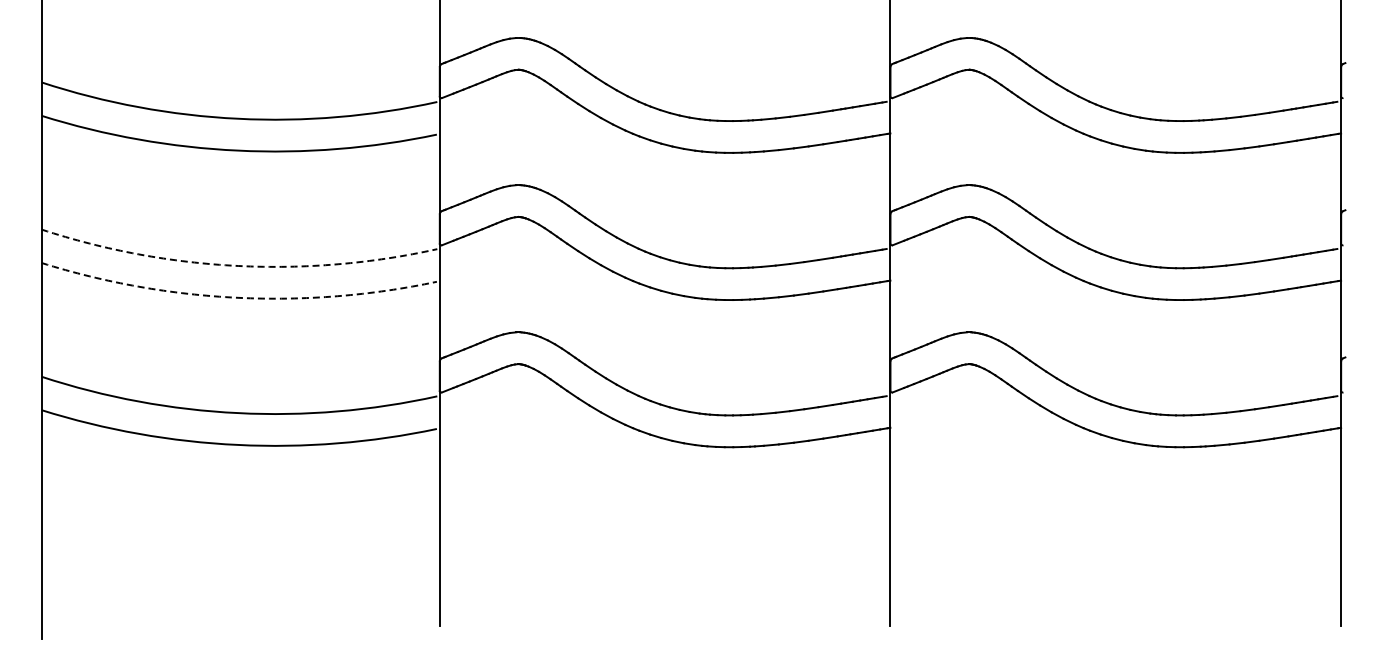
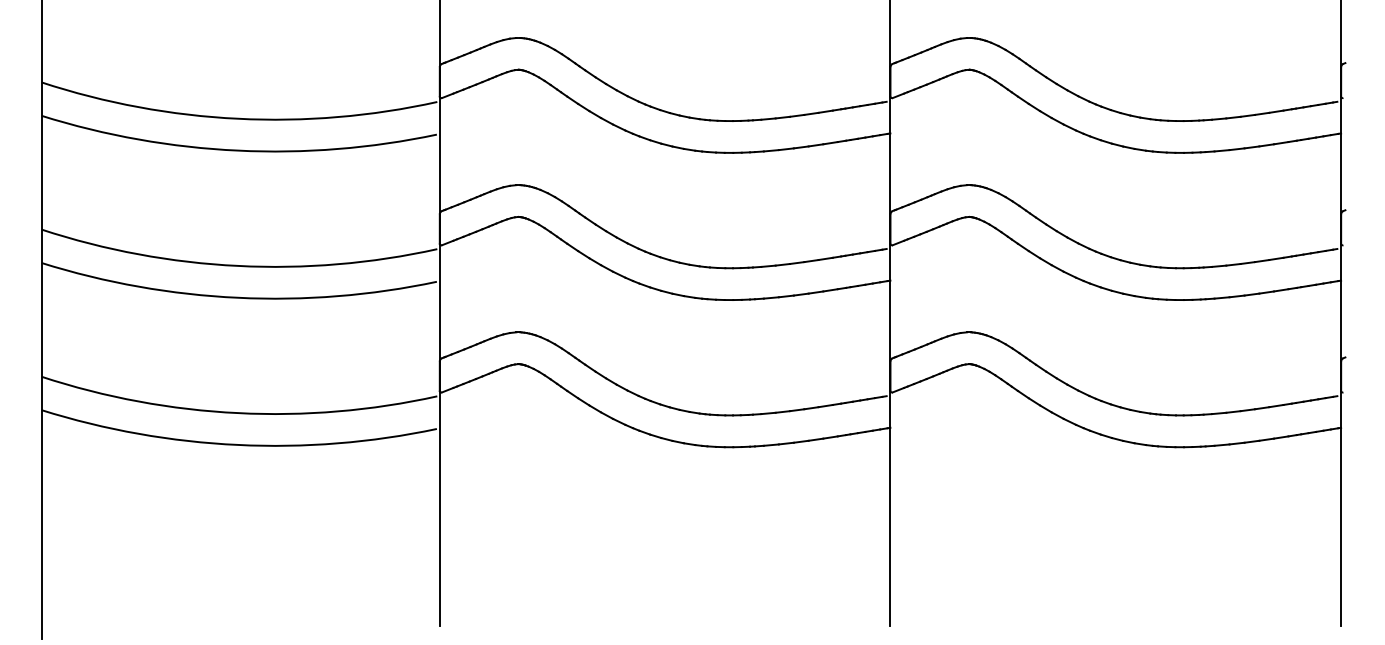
arc: dashed -> solid (238, 265)
arc: dashed -> solid (238, 297)
